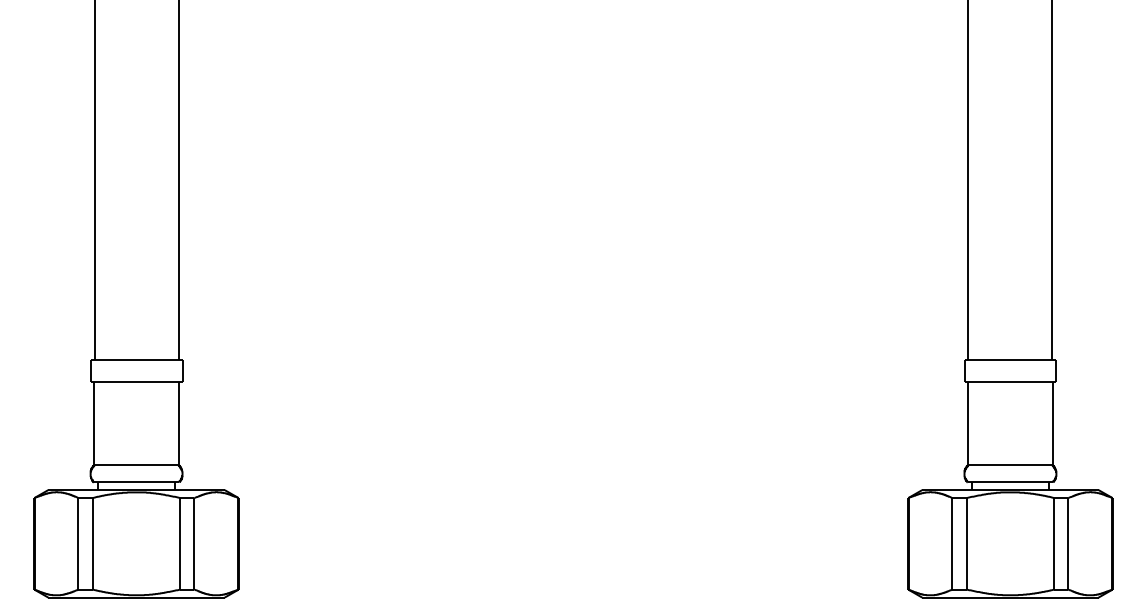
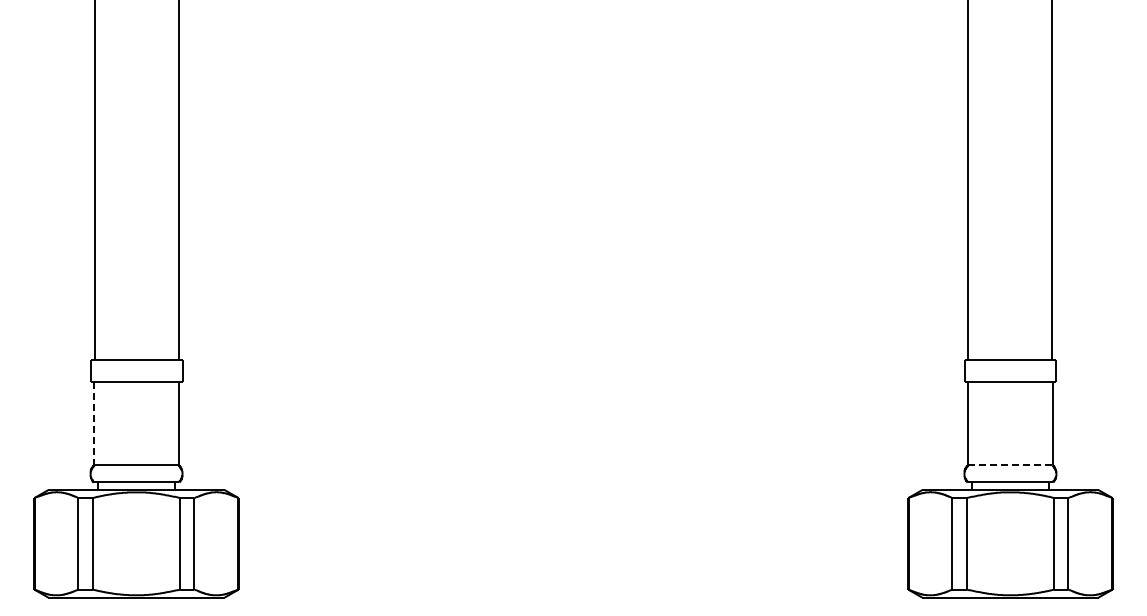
line: solid -> dashed (94, 424)
line: solid -> dashed (1010, 465)
